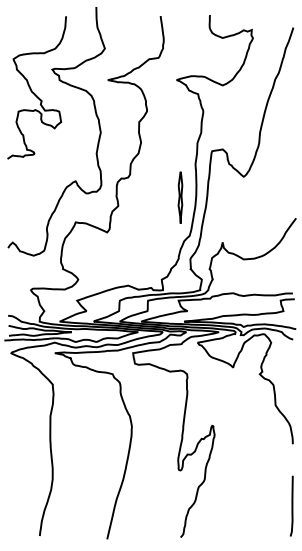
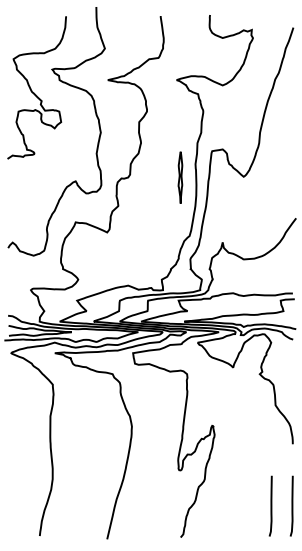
part position: (180, 197) -> (180, 177) (180, 177)
curve: none -> present (270, 505)
